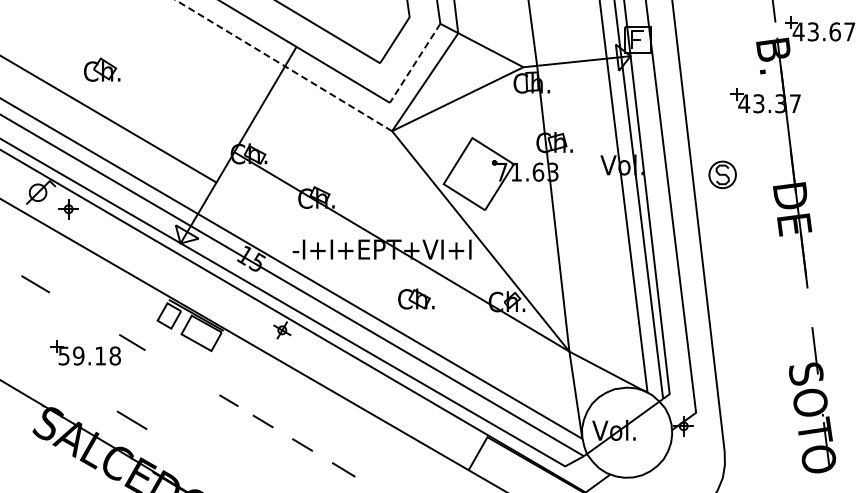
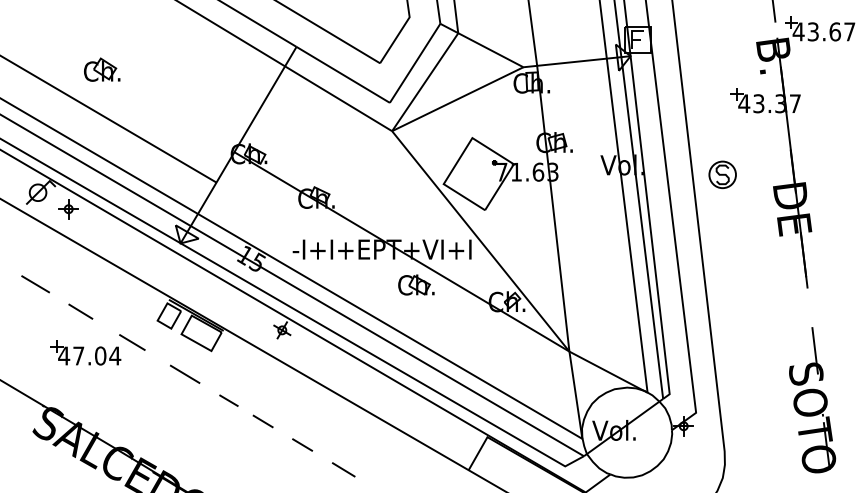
line: dashed -> solid (415, 63)
line: dashed -> solid (283, 65)
part position: (416, 298) -> (416, 284) (416, 284)
line: none -> present (80, 311)
text: 59.18 -> 47.04 (89, 355)
line position: (132, 419) -> (185, 373) (185, 373)
